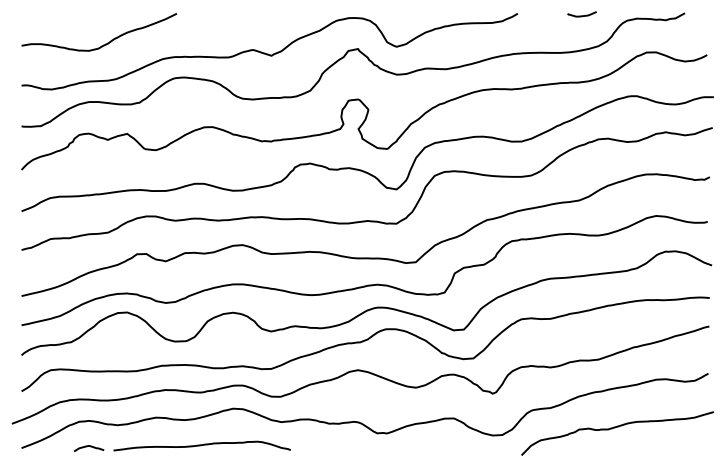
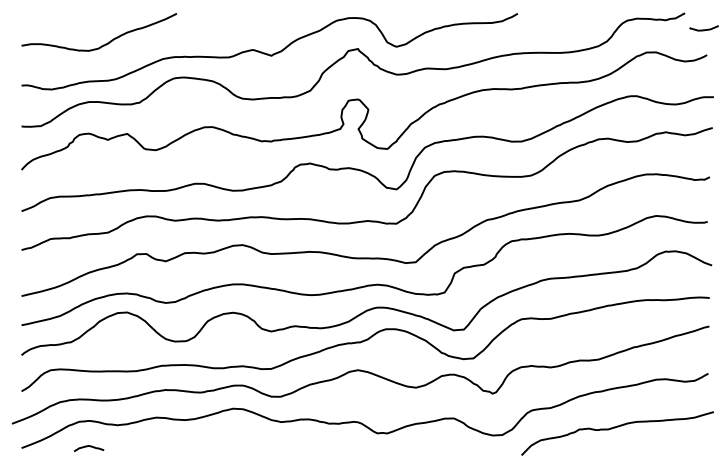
curve position: (581, 15) -> (703, 29) (703, 29)
curve: present -> none (201, 445)
